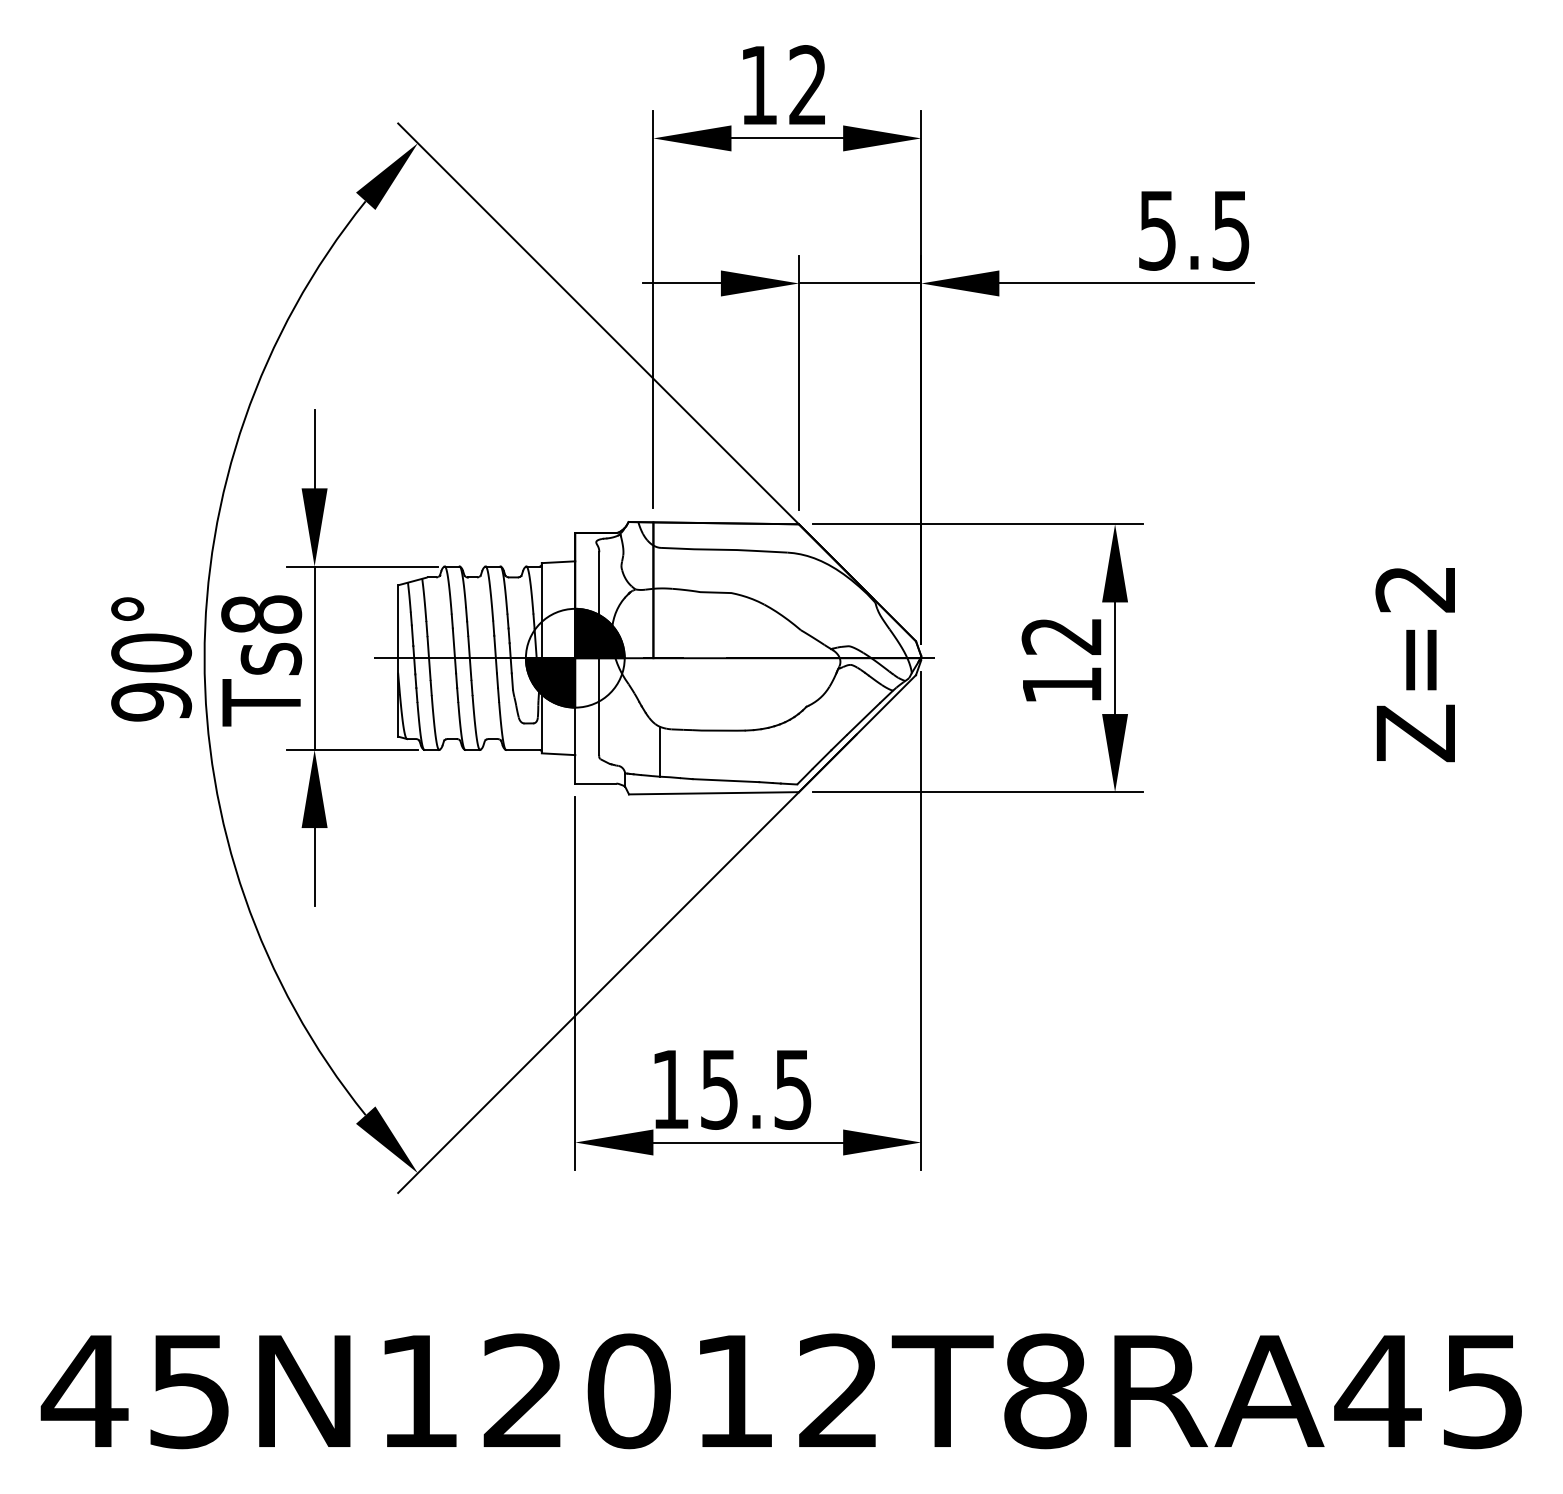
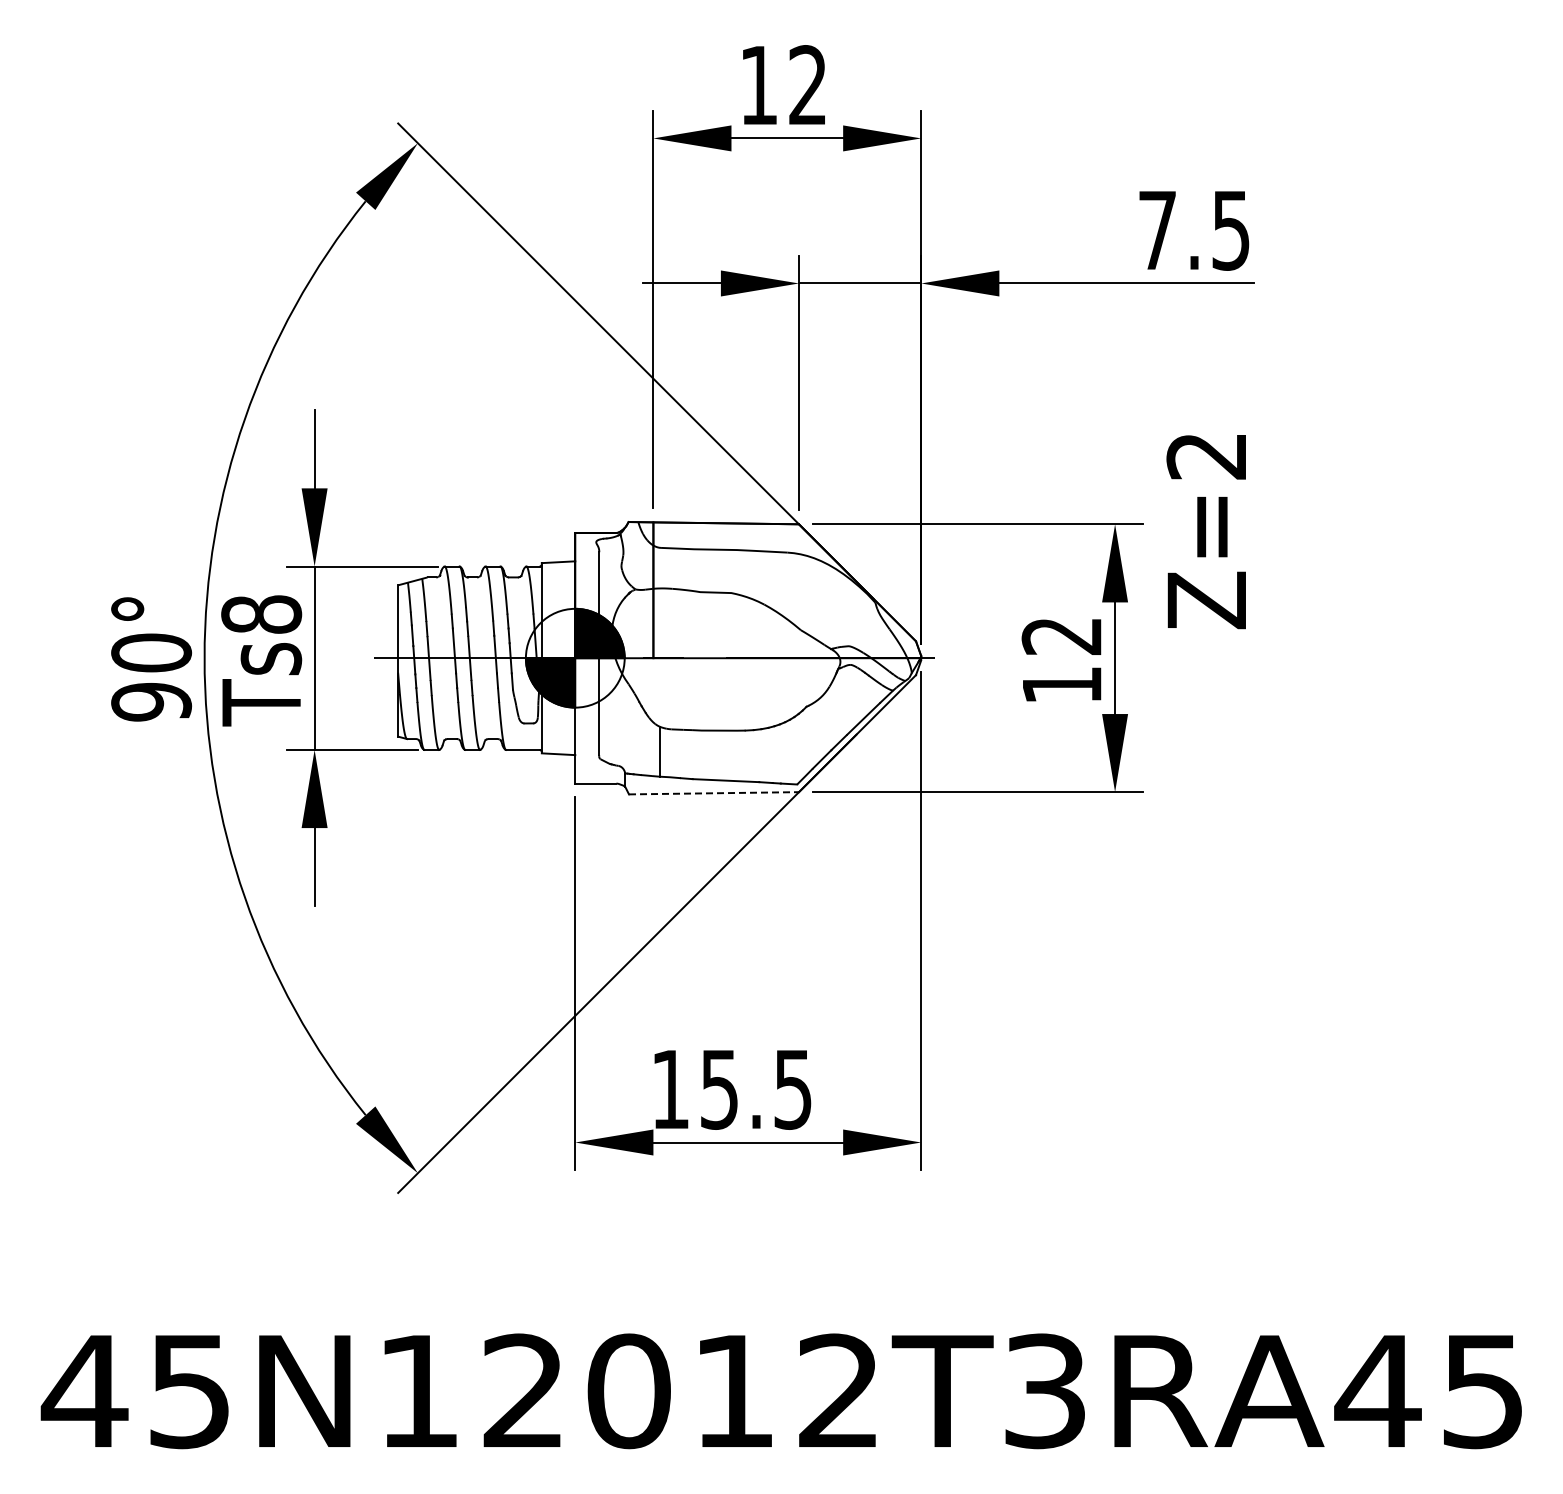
text: 5.5 -> 7.5 (1157, 230)
text position: (1414, 665) -> (1205, 532) (1205, 532)
line: solid -> dashed (714, 793)
text: 45N12012T8RA45 -> 45N12012T3RA45 (1045, 1391)
